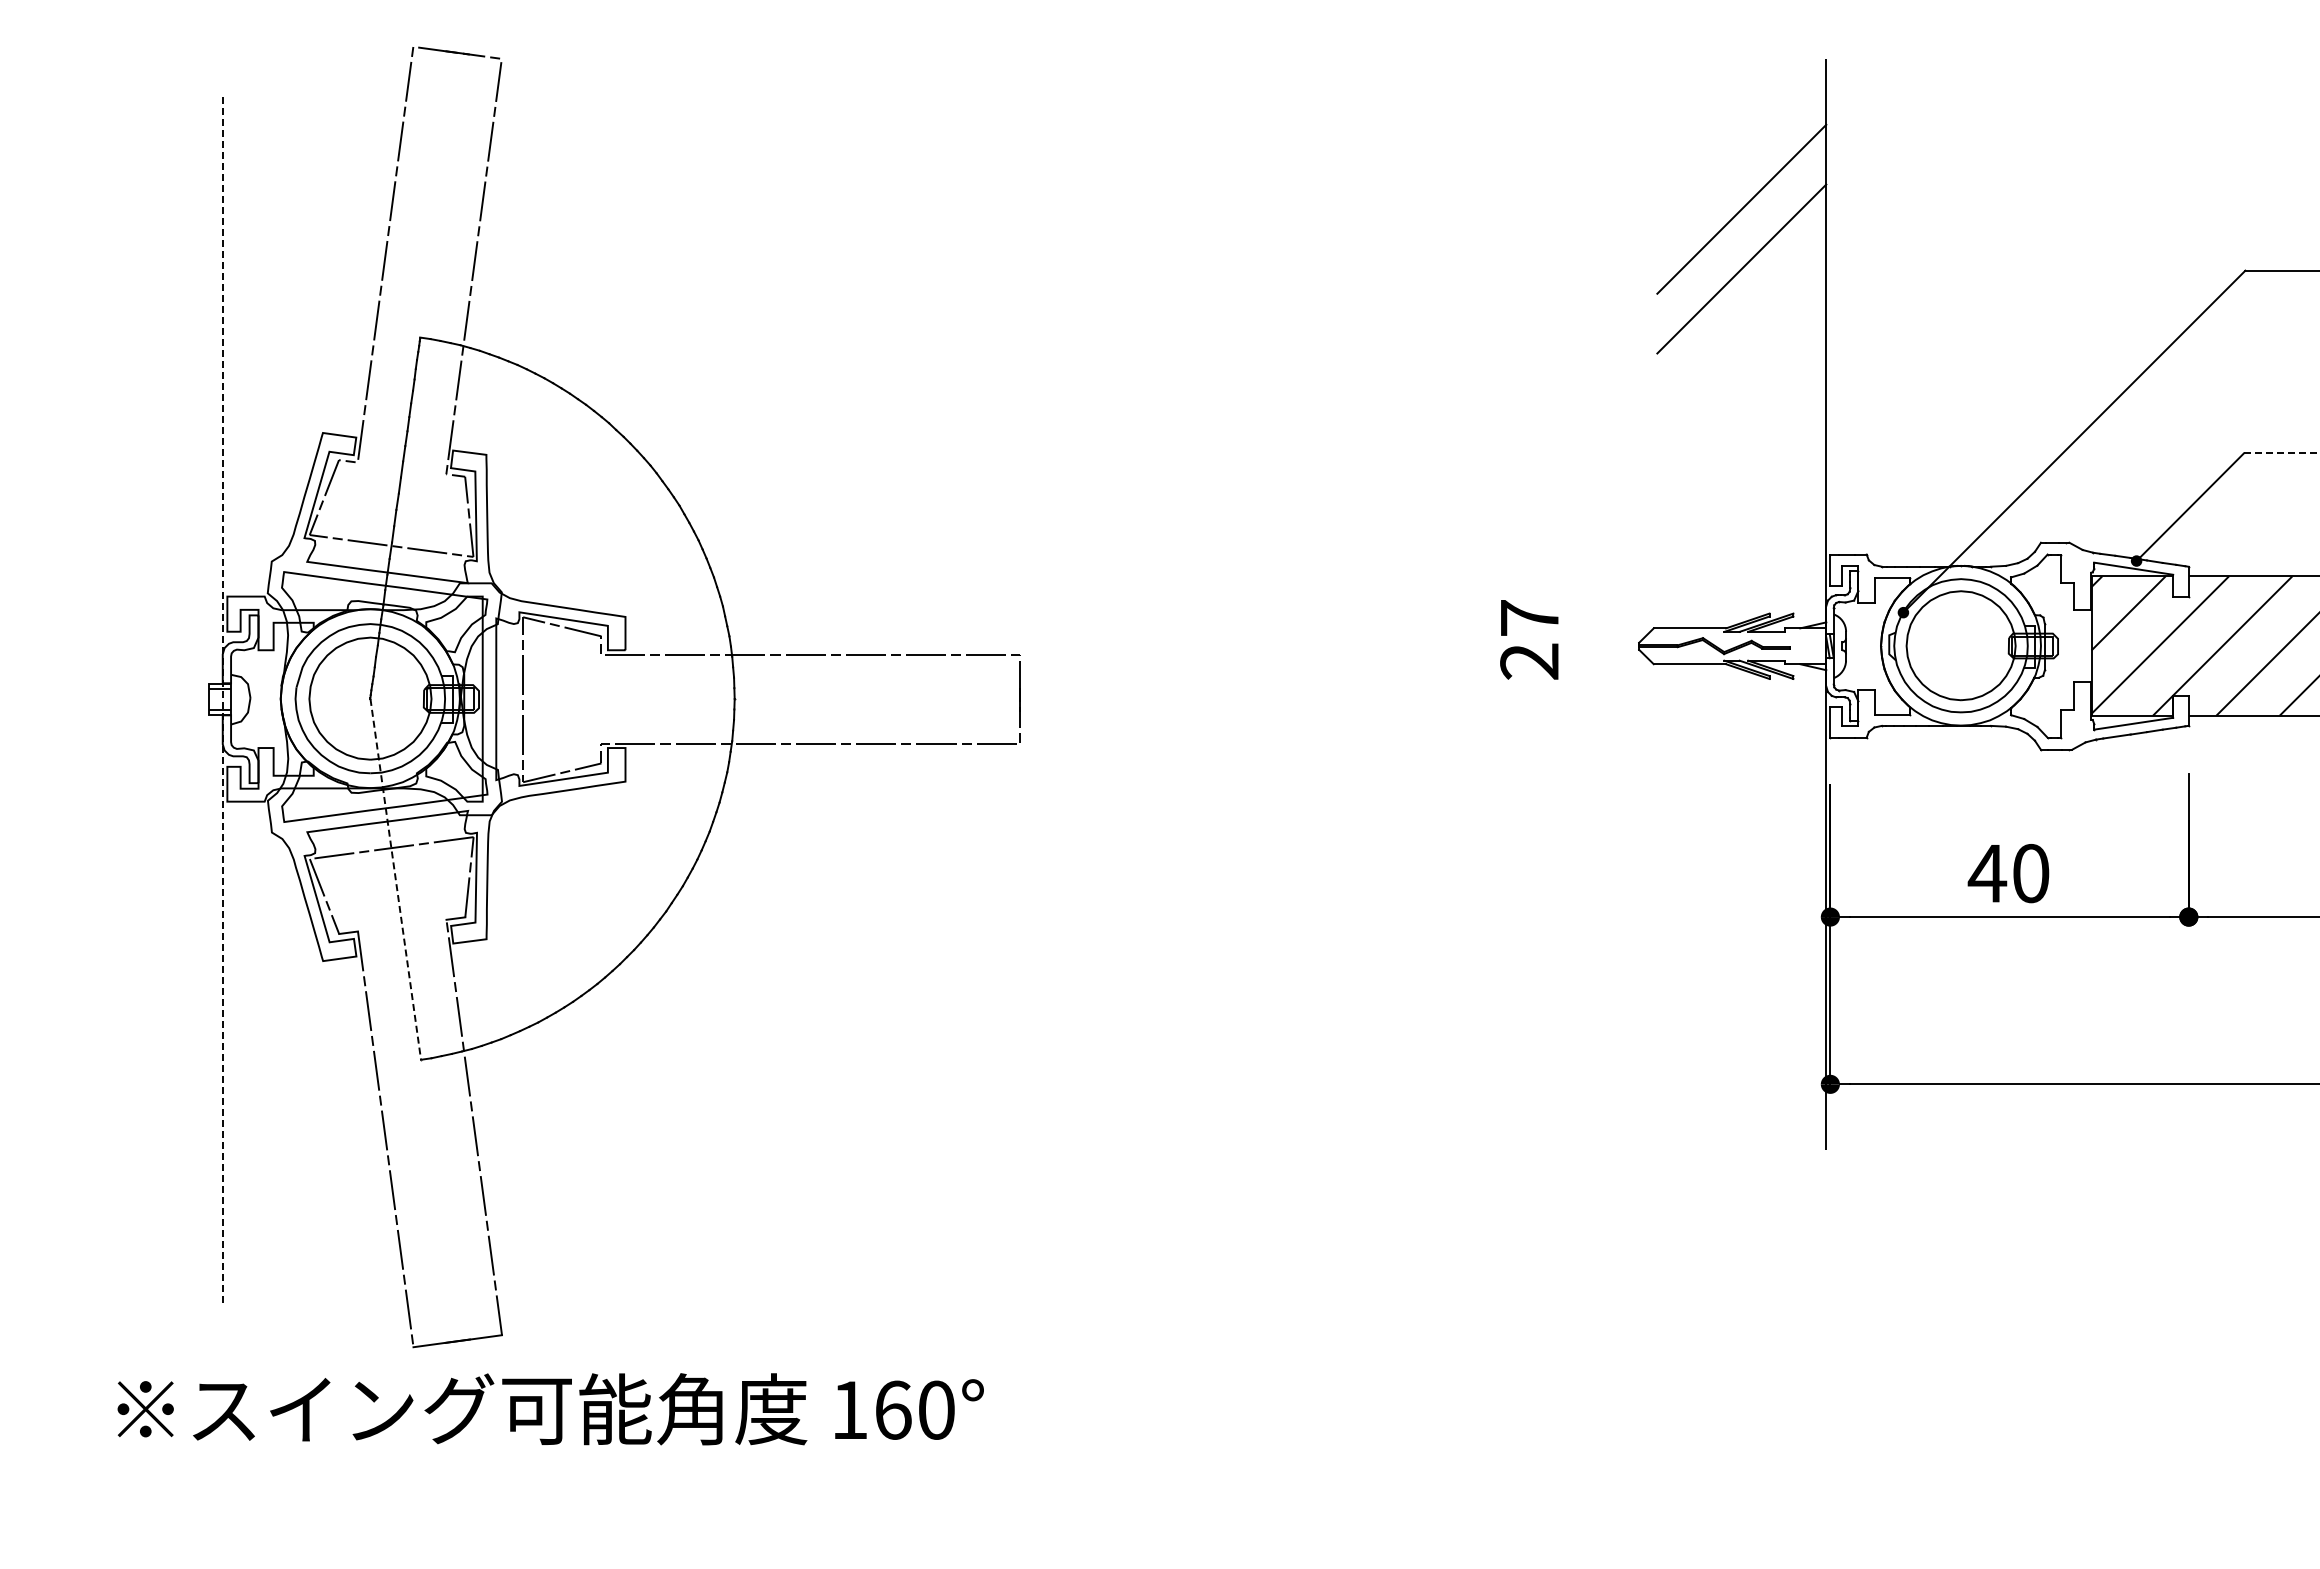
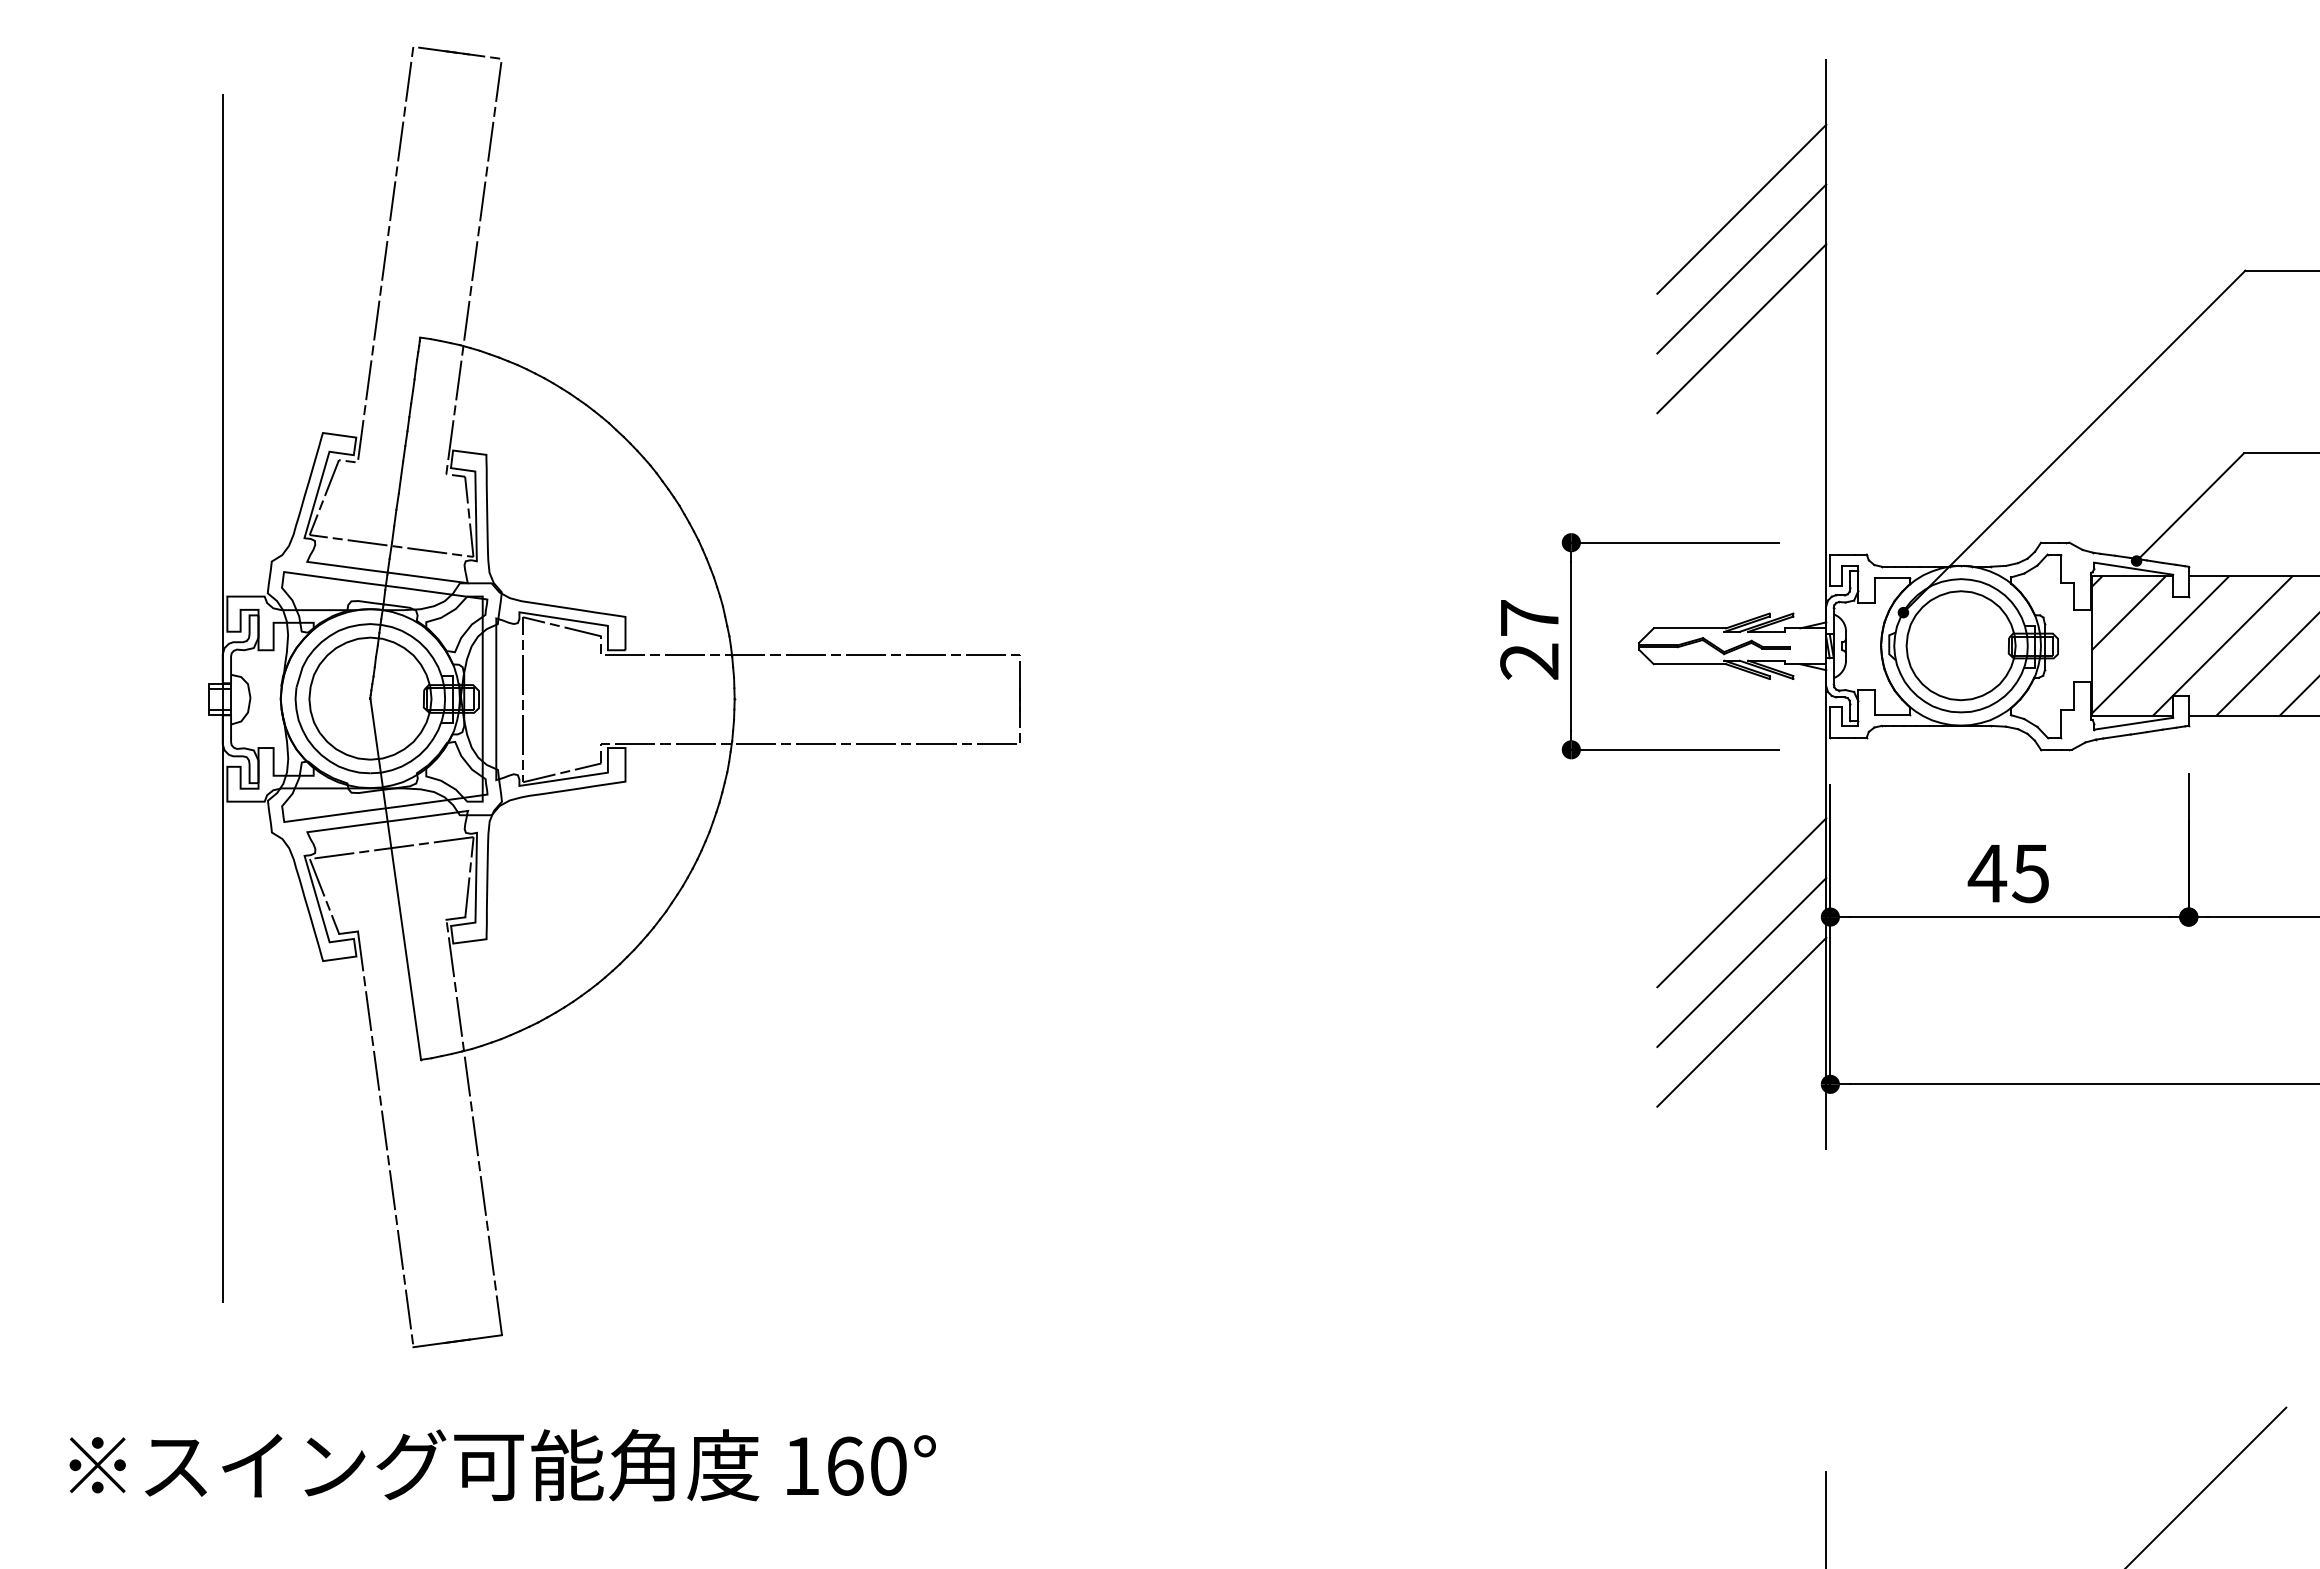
line: none -> present (1741, 328)
line: dashed -> solid (2281, 453)
part: none -> present (1571, 646)
line: dashed -> solid (222, 698)
text: 40 -> 45 (2030, 873)
line: dashed -> solid (395, 879)
line: none -> present (1741, 902)
line: none -> present (1741, 962)
line: none -> present (1741, 1021)
text position: (550, 1409) -> (502, 1465) (502, 1465)
line: none -> present (2207, 1486)
line: none -> present (1826, 1518)
